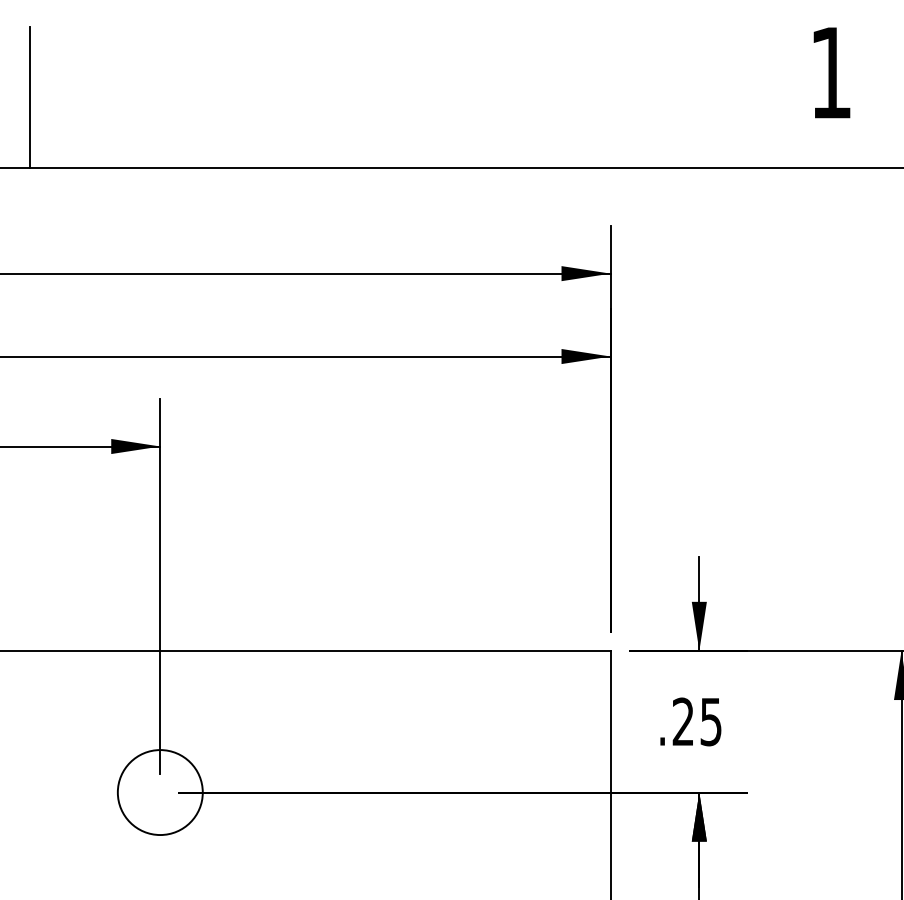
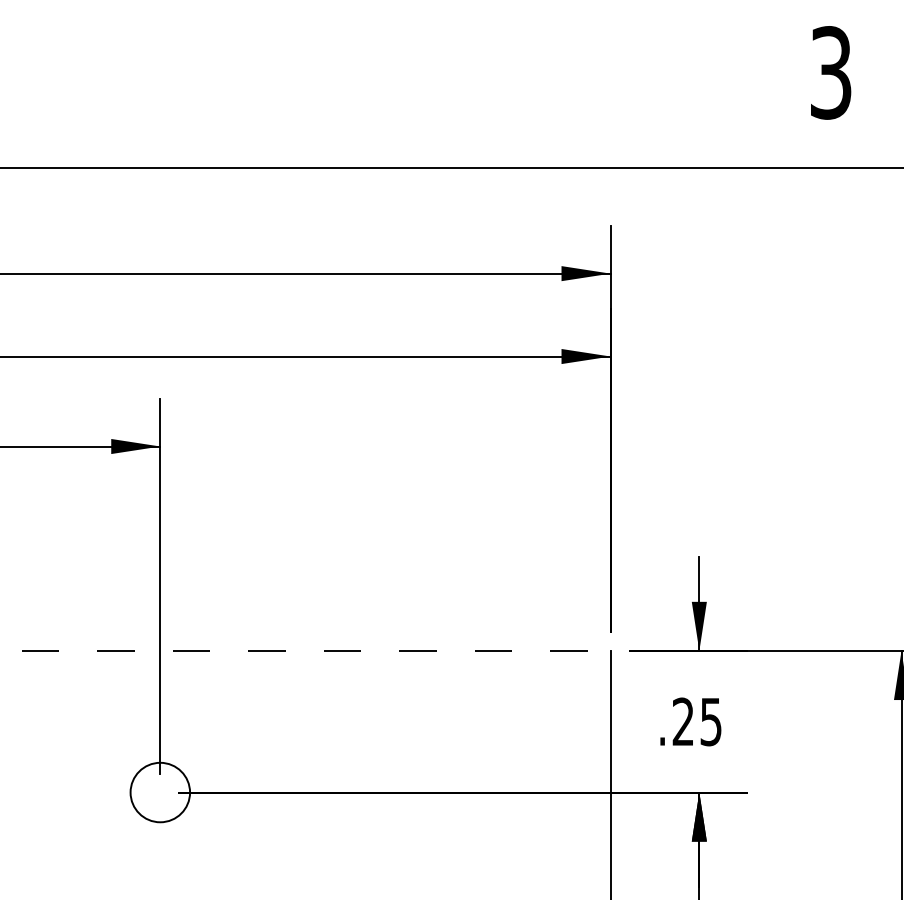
text: 1 -> 3 (831, 72)
line: present -> none (29, 97)
line: solid -> dashed (305, 650)
circle diameter: 85 px -> 59 px (160, 792)
